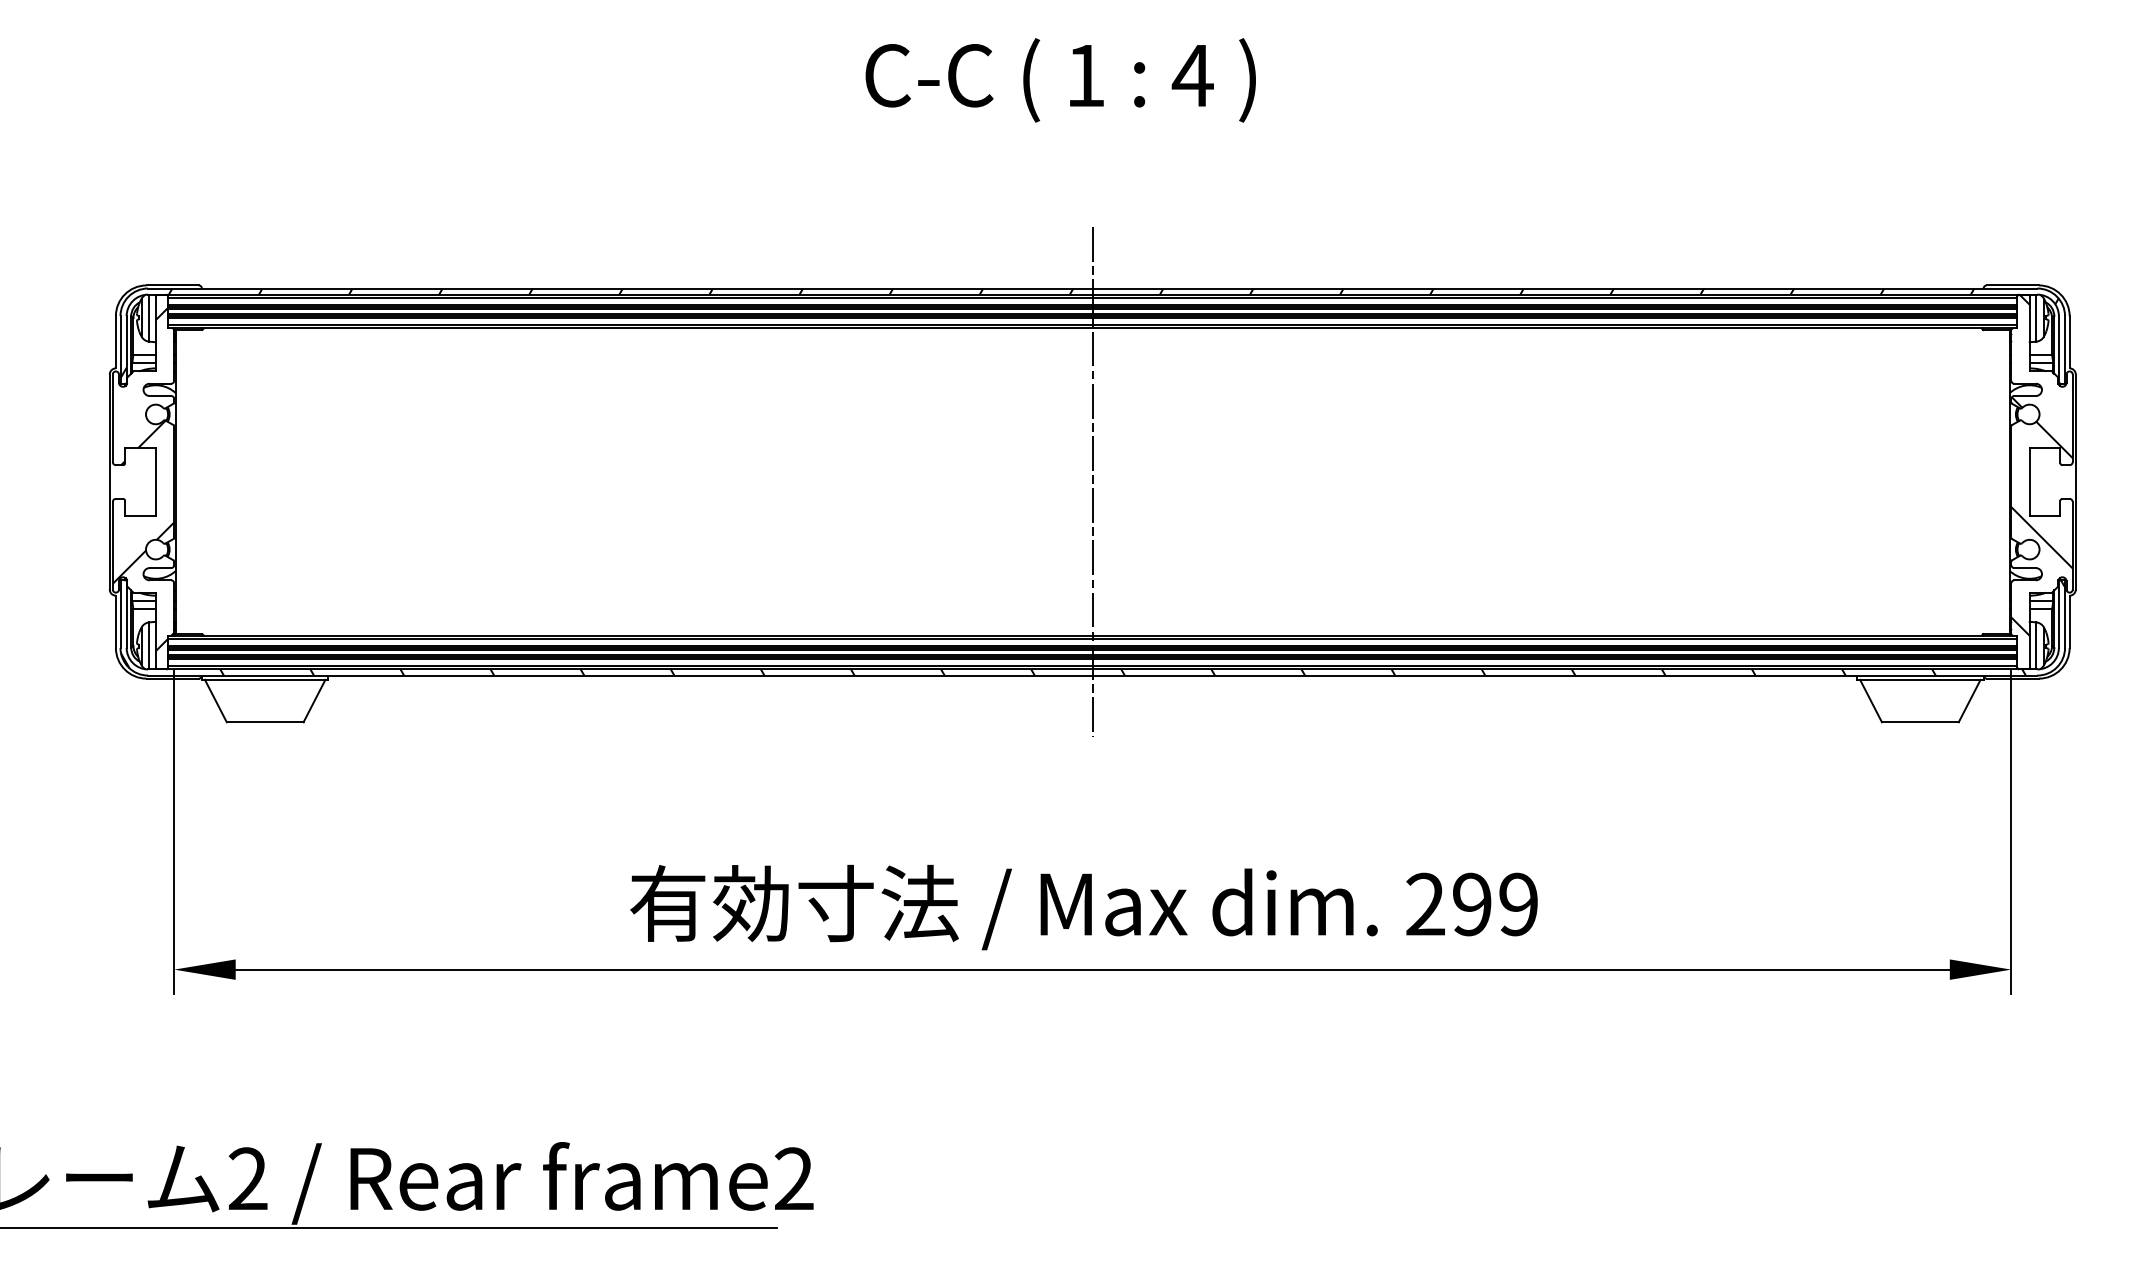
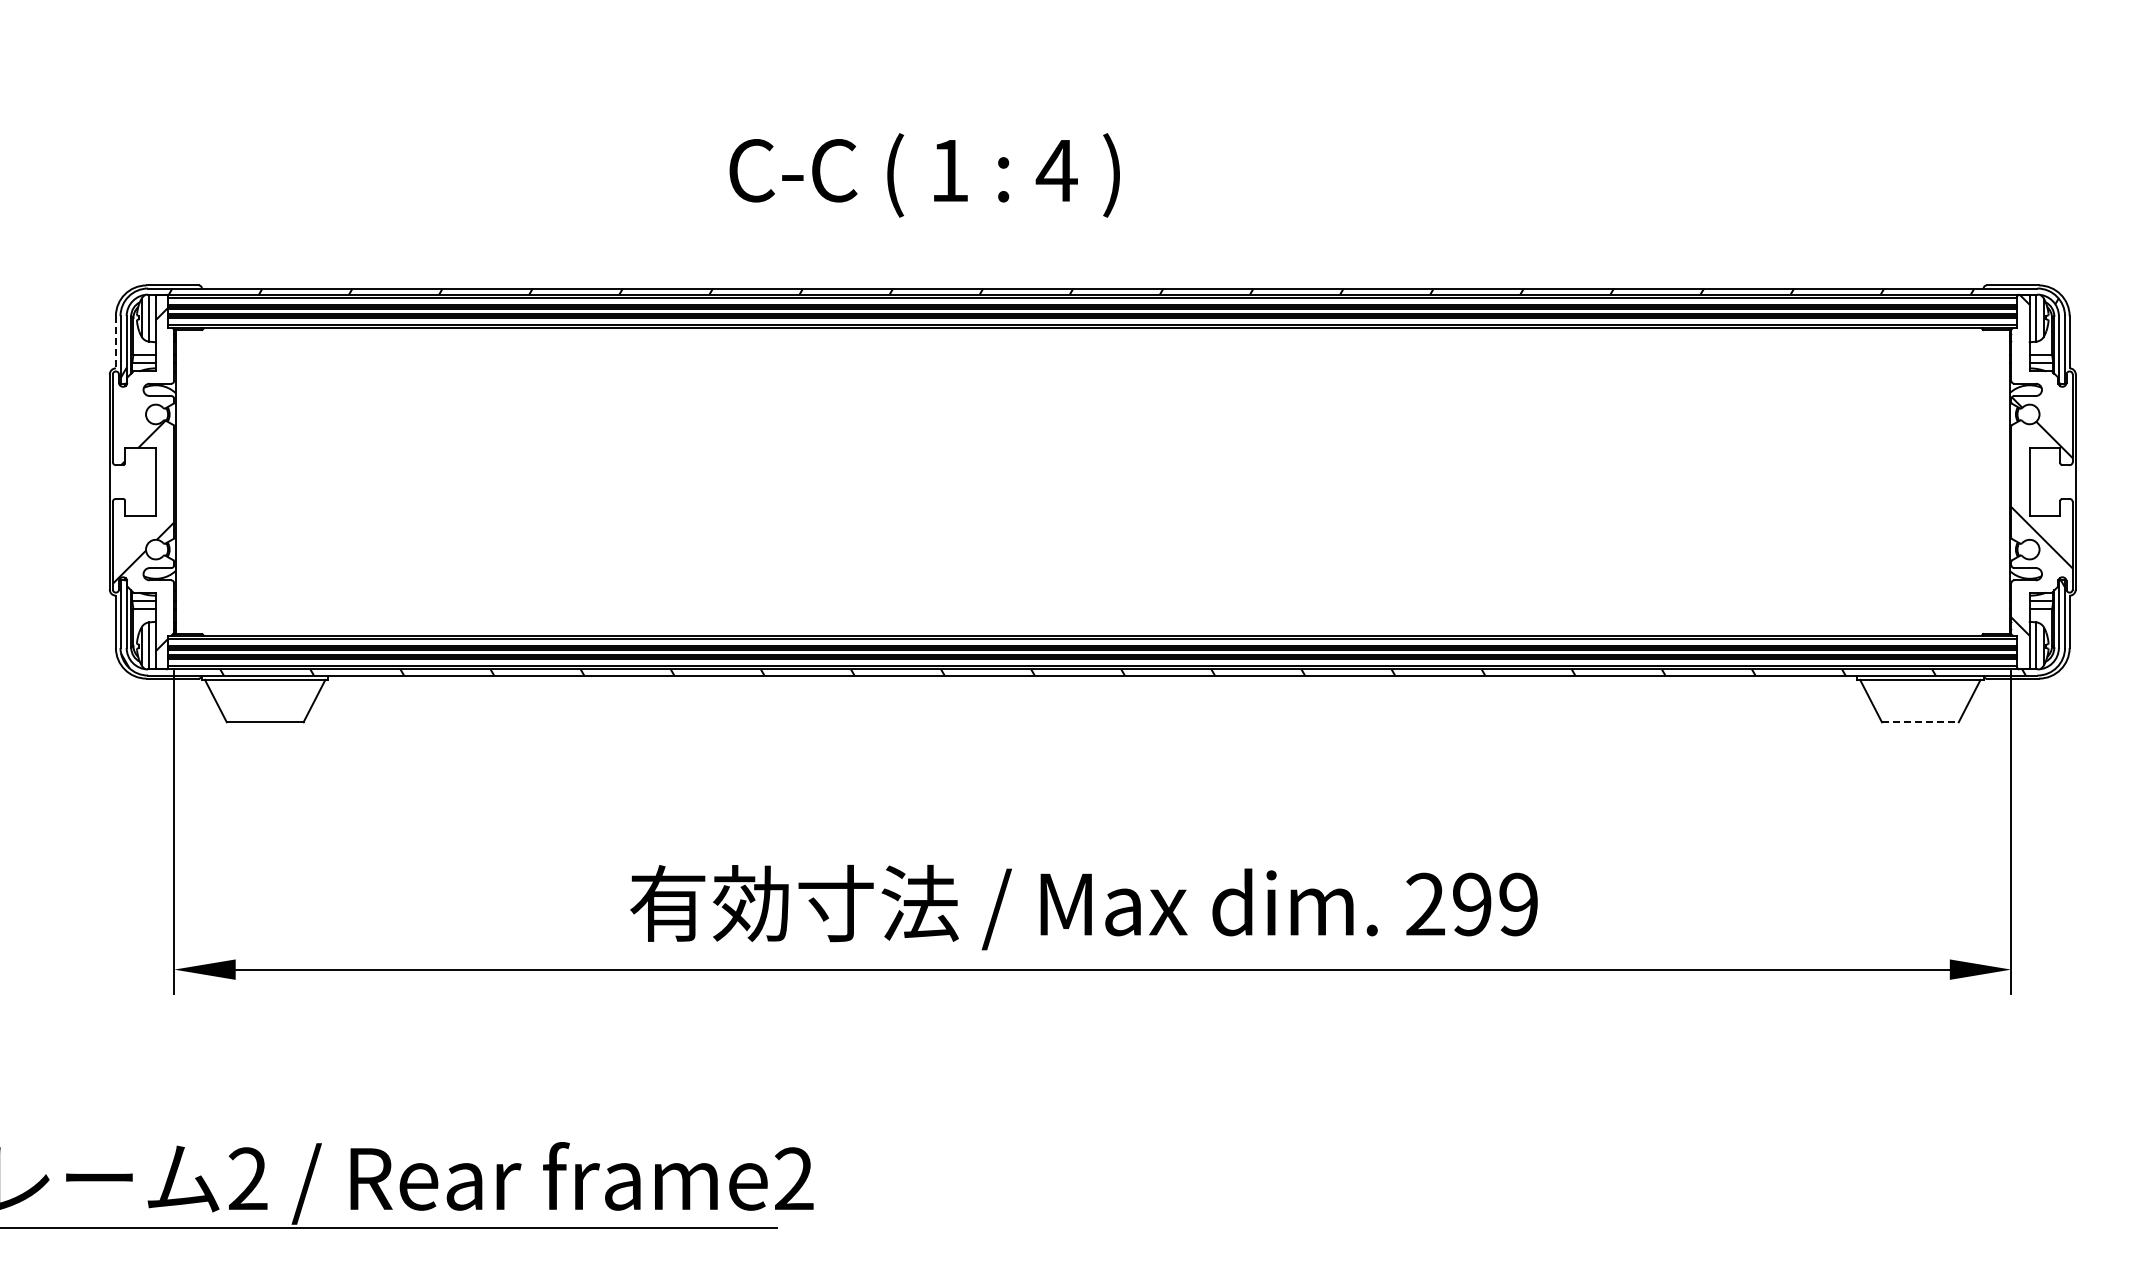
text position: (1060, 80) -> (924, 175) (924, 175)
line: solid -> dashed (115, 342)
line: present -> none (1092, 482)
line: solid -> dashed (1920, 722)
